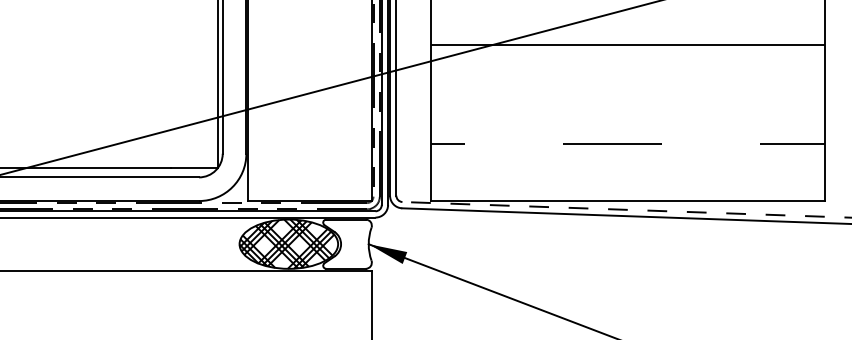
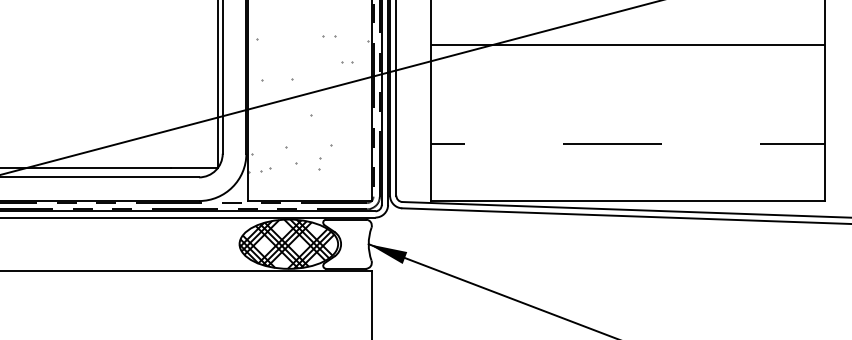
hatch: none -> present (307, 103)
line: dashed -> solid (627, 209)
